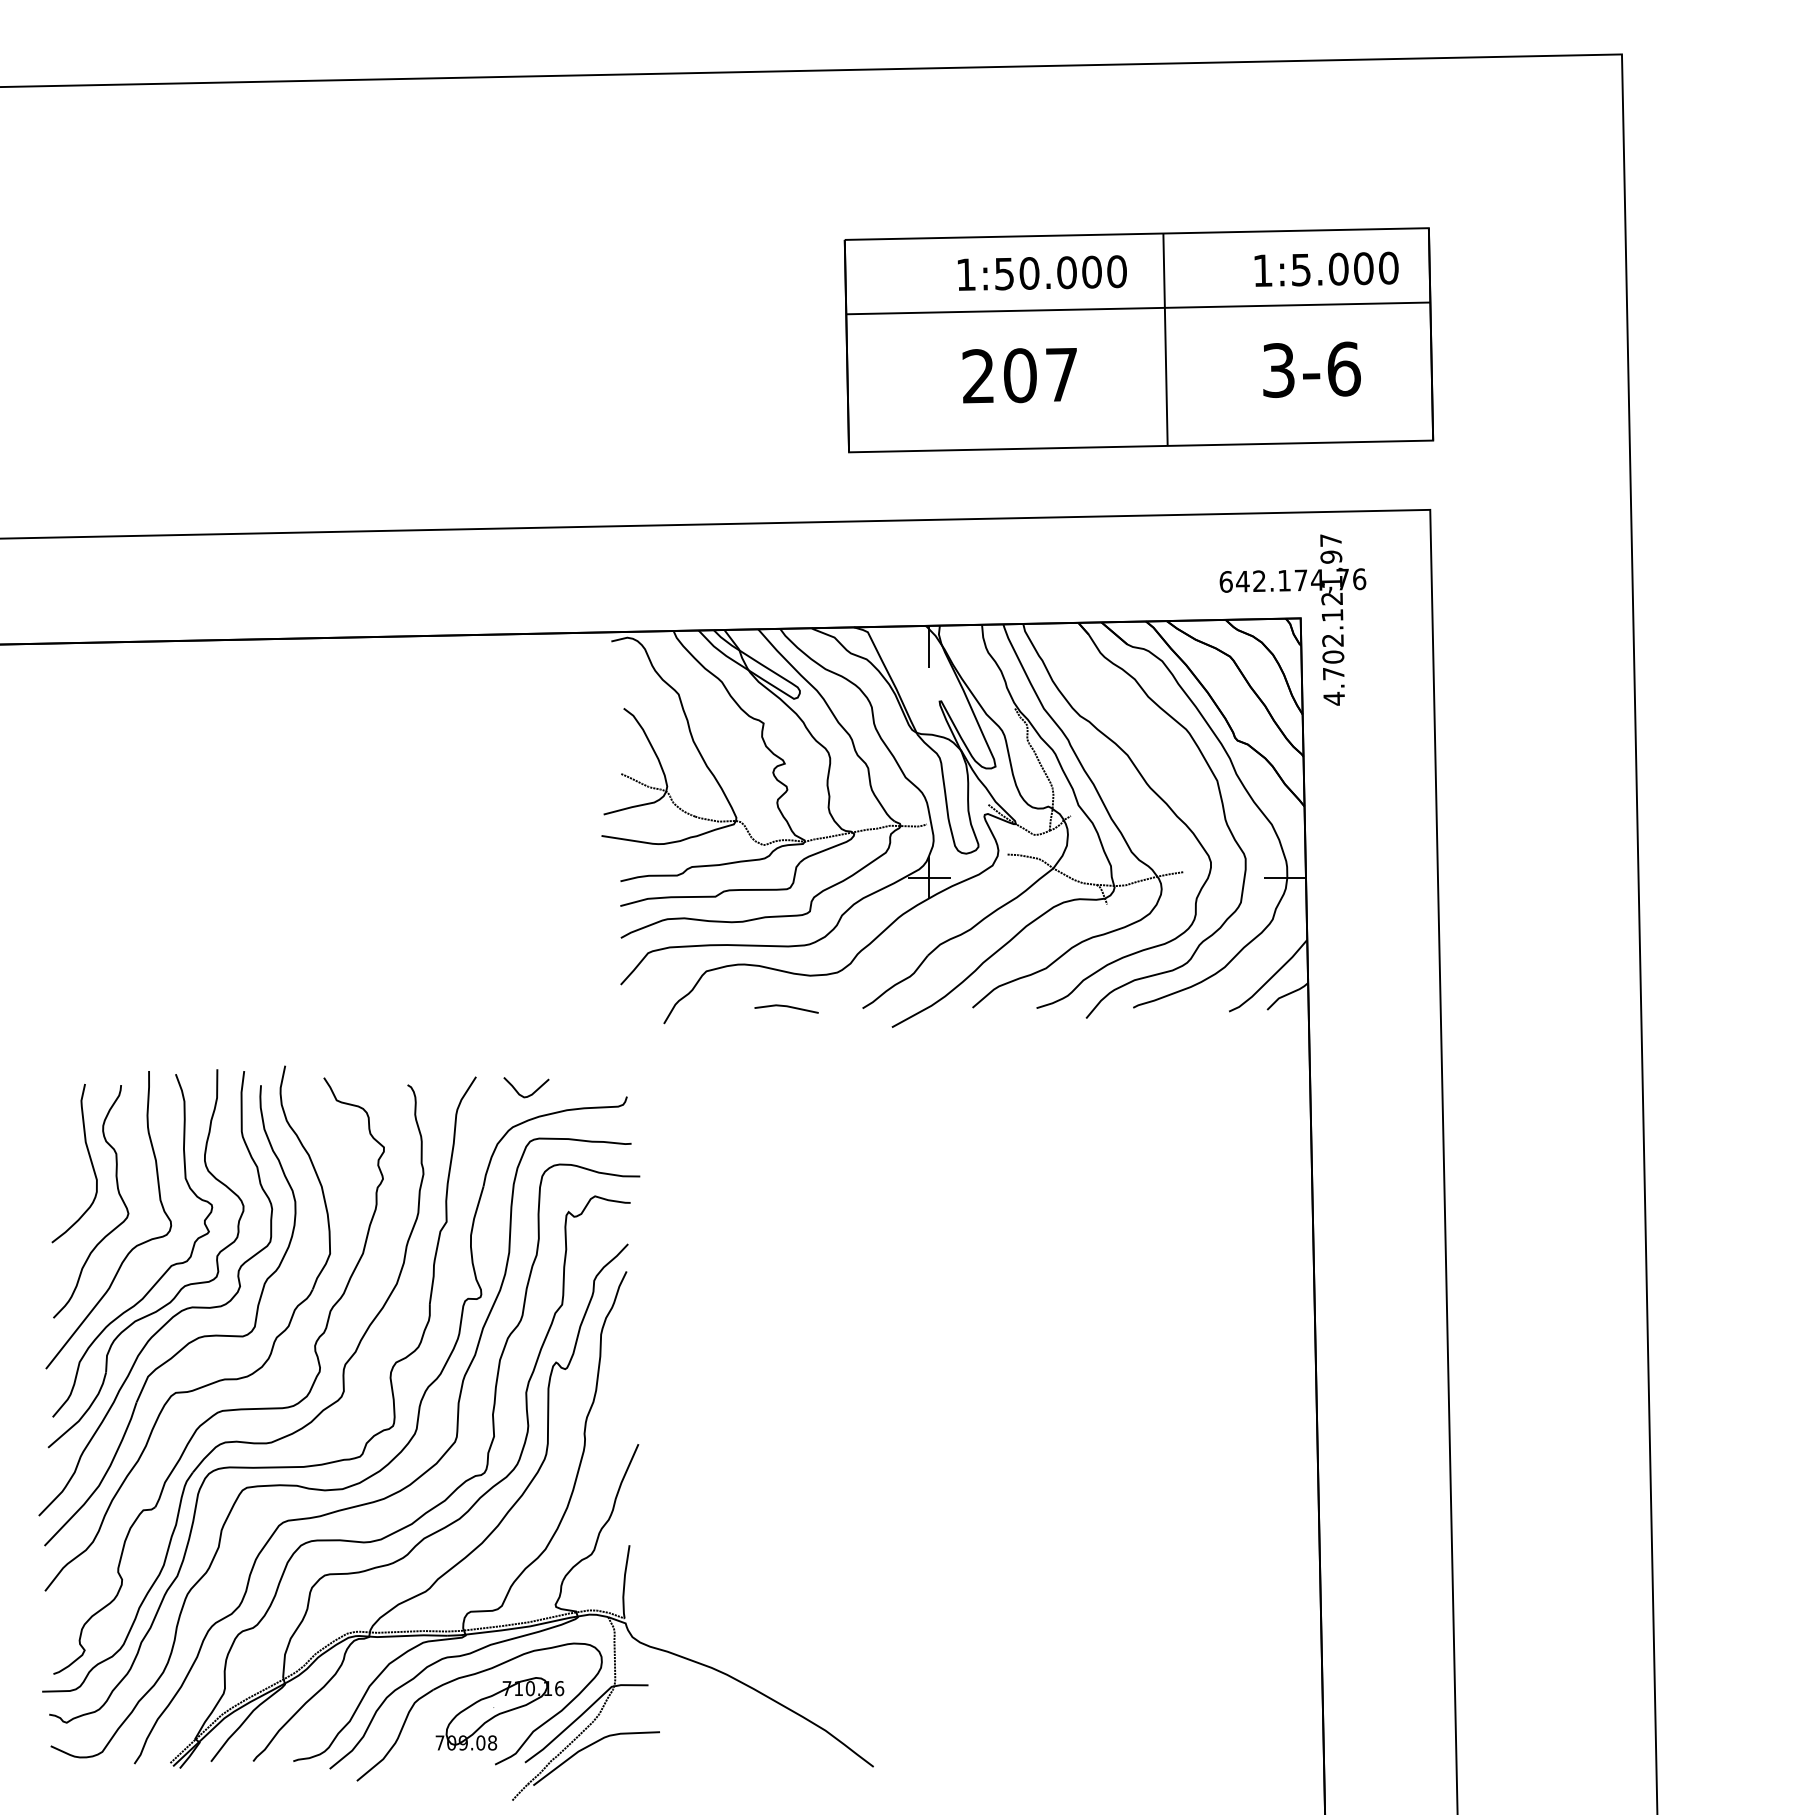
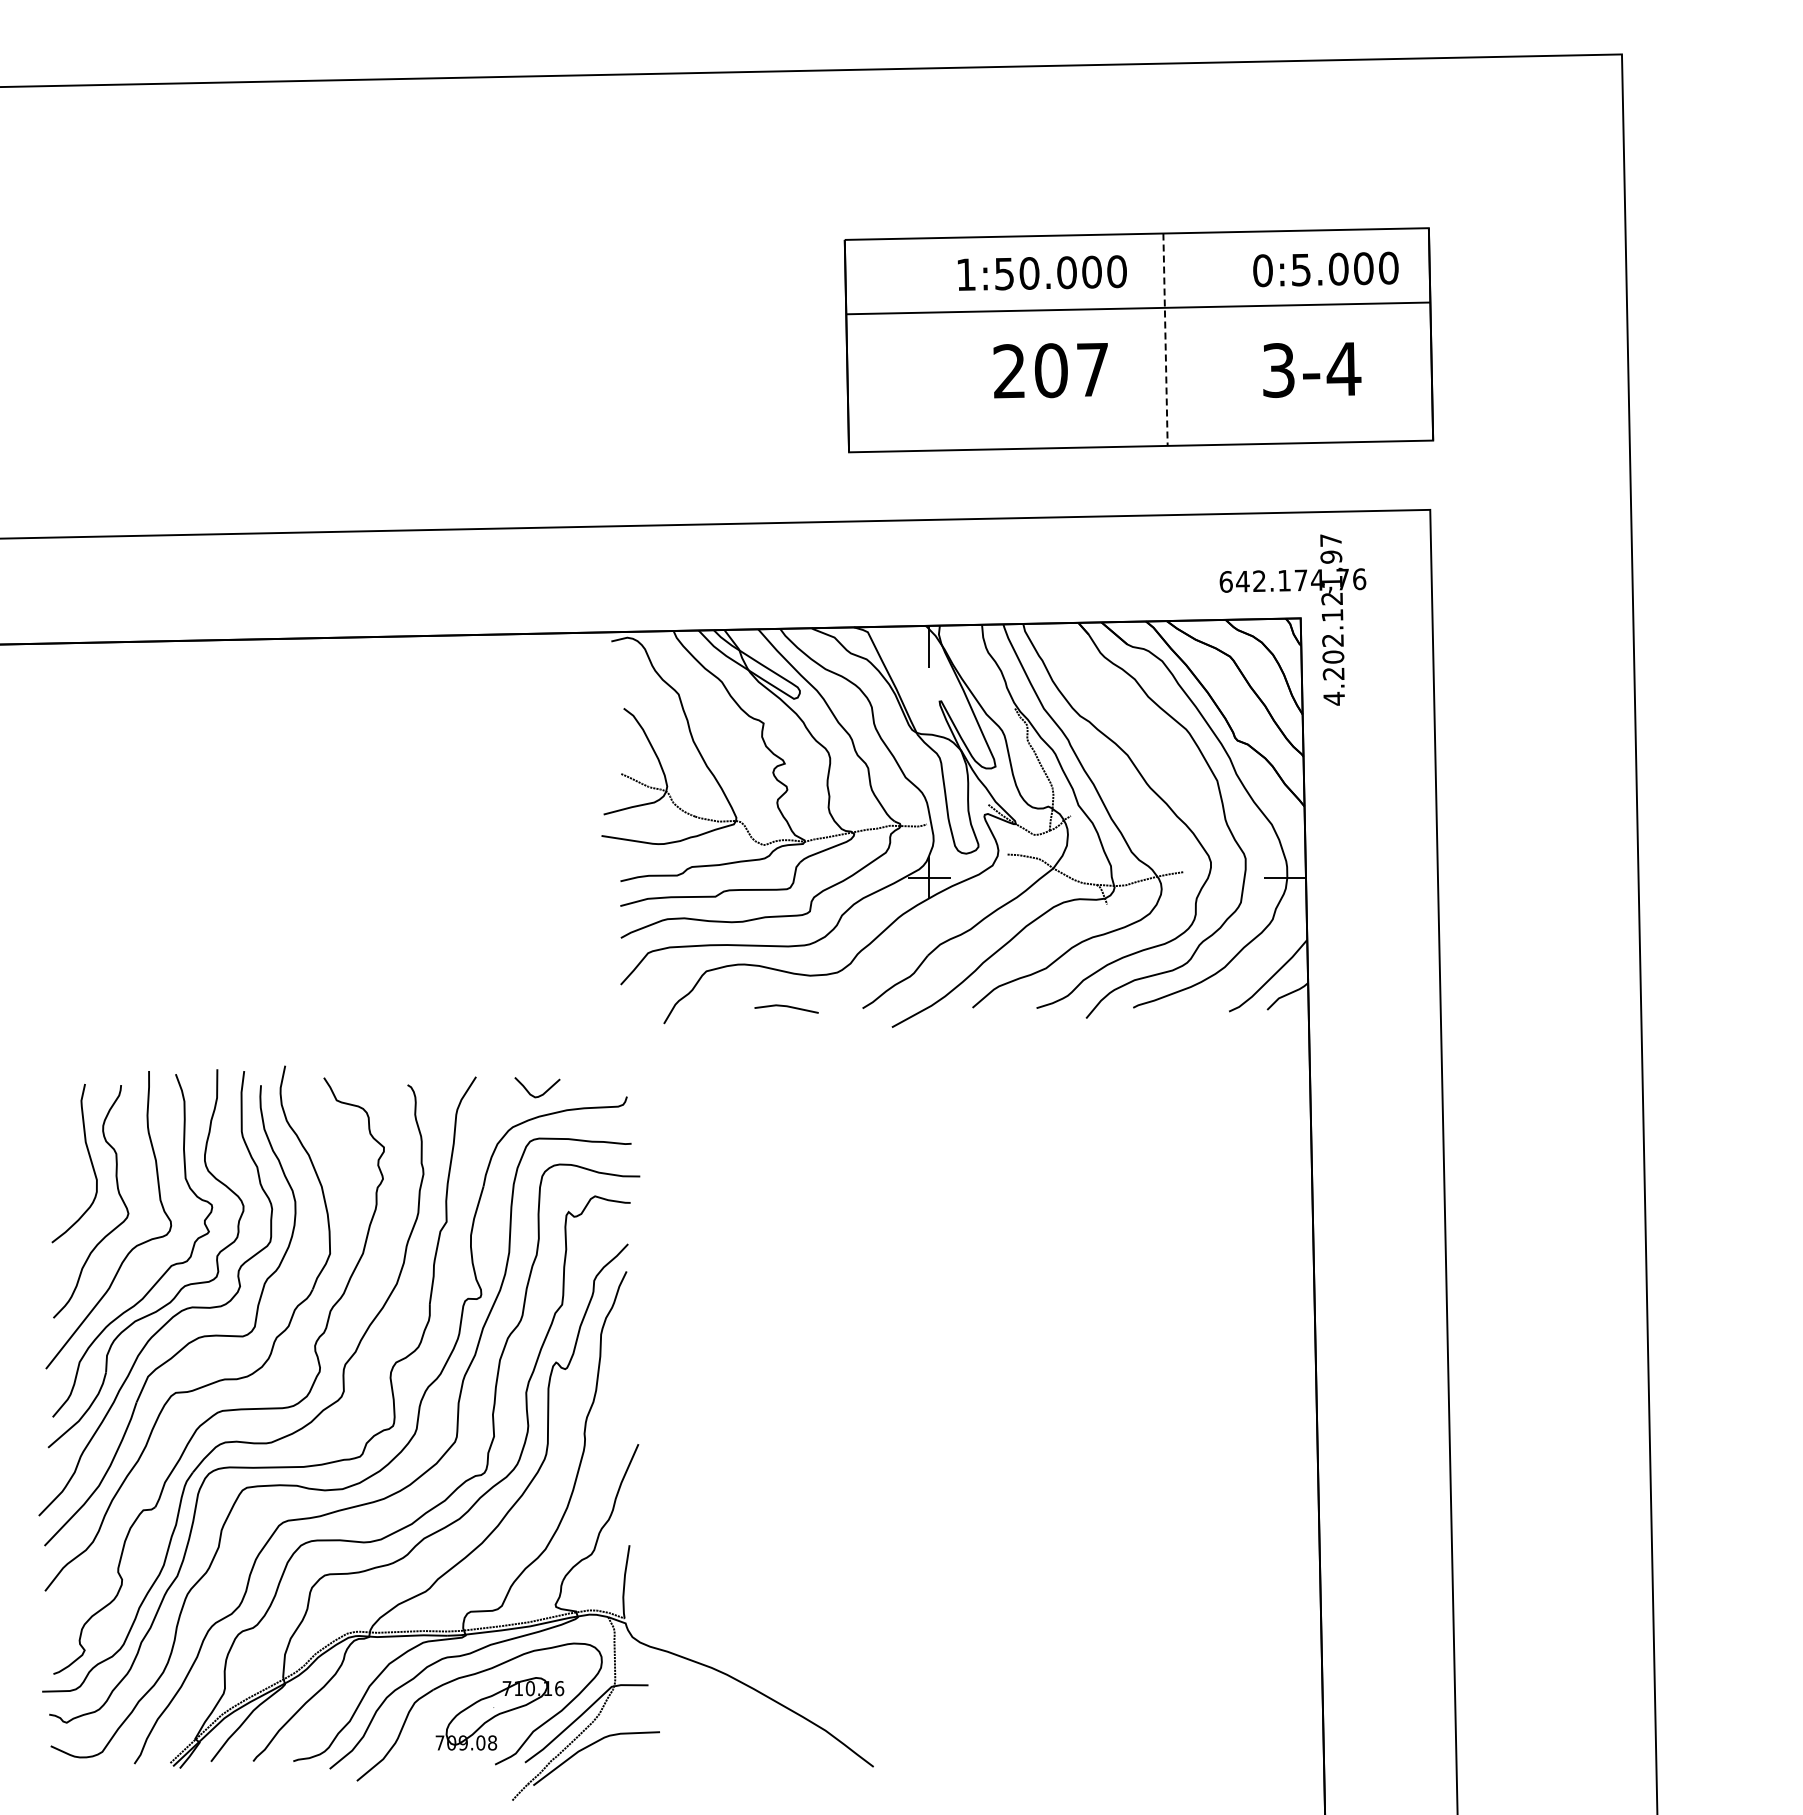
text: 1:5.000 -> 0:5.000 (1262, 270)
line: solid -> dashed (1165, 340)
text: 3-6 -> 3-4 (1343, 368)
text position: (1019, 375) -> (1050, 370) (1050, 370)
text: 4.702.121,97 -> 4.202.121,97 (1333, 673)
curve position: (529, 1094) -> (540, 1094) (540, 1094)
